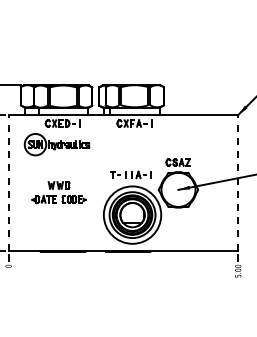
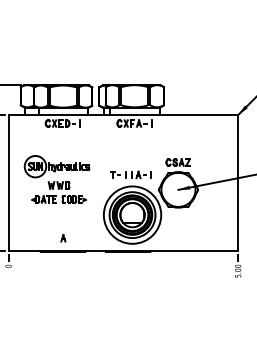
part position: (56, 144) -> (56, 166) (56, 166)
line: dashed -> solid (8, 182)
line: dashed -> solid (238, 182)
part: none -> present (63, 238)
